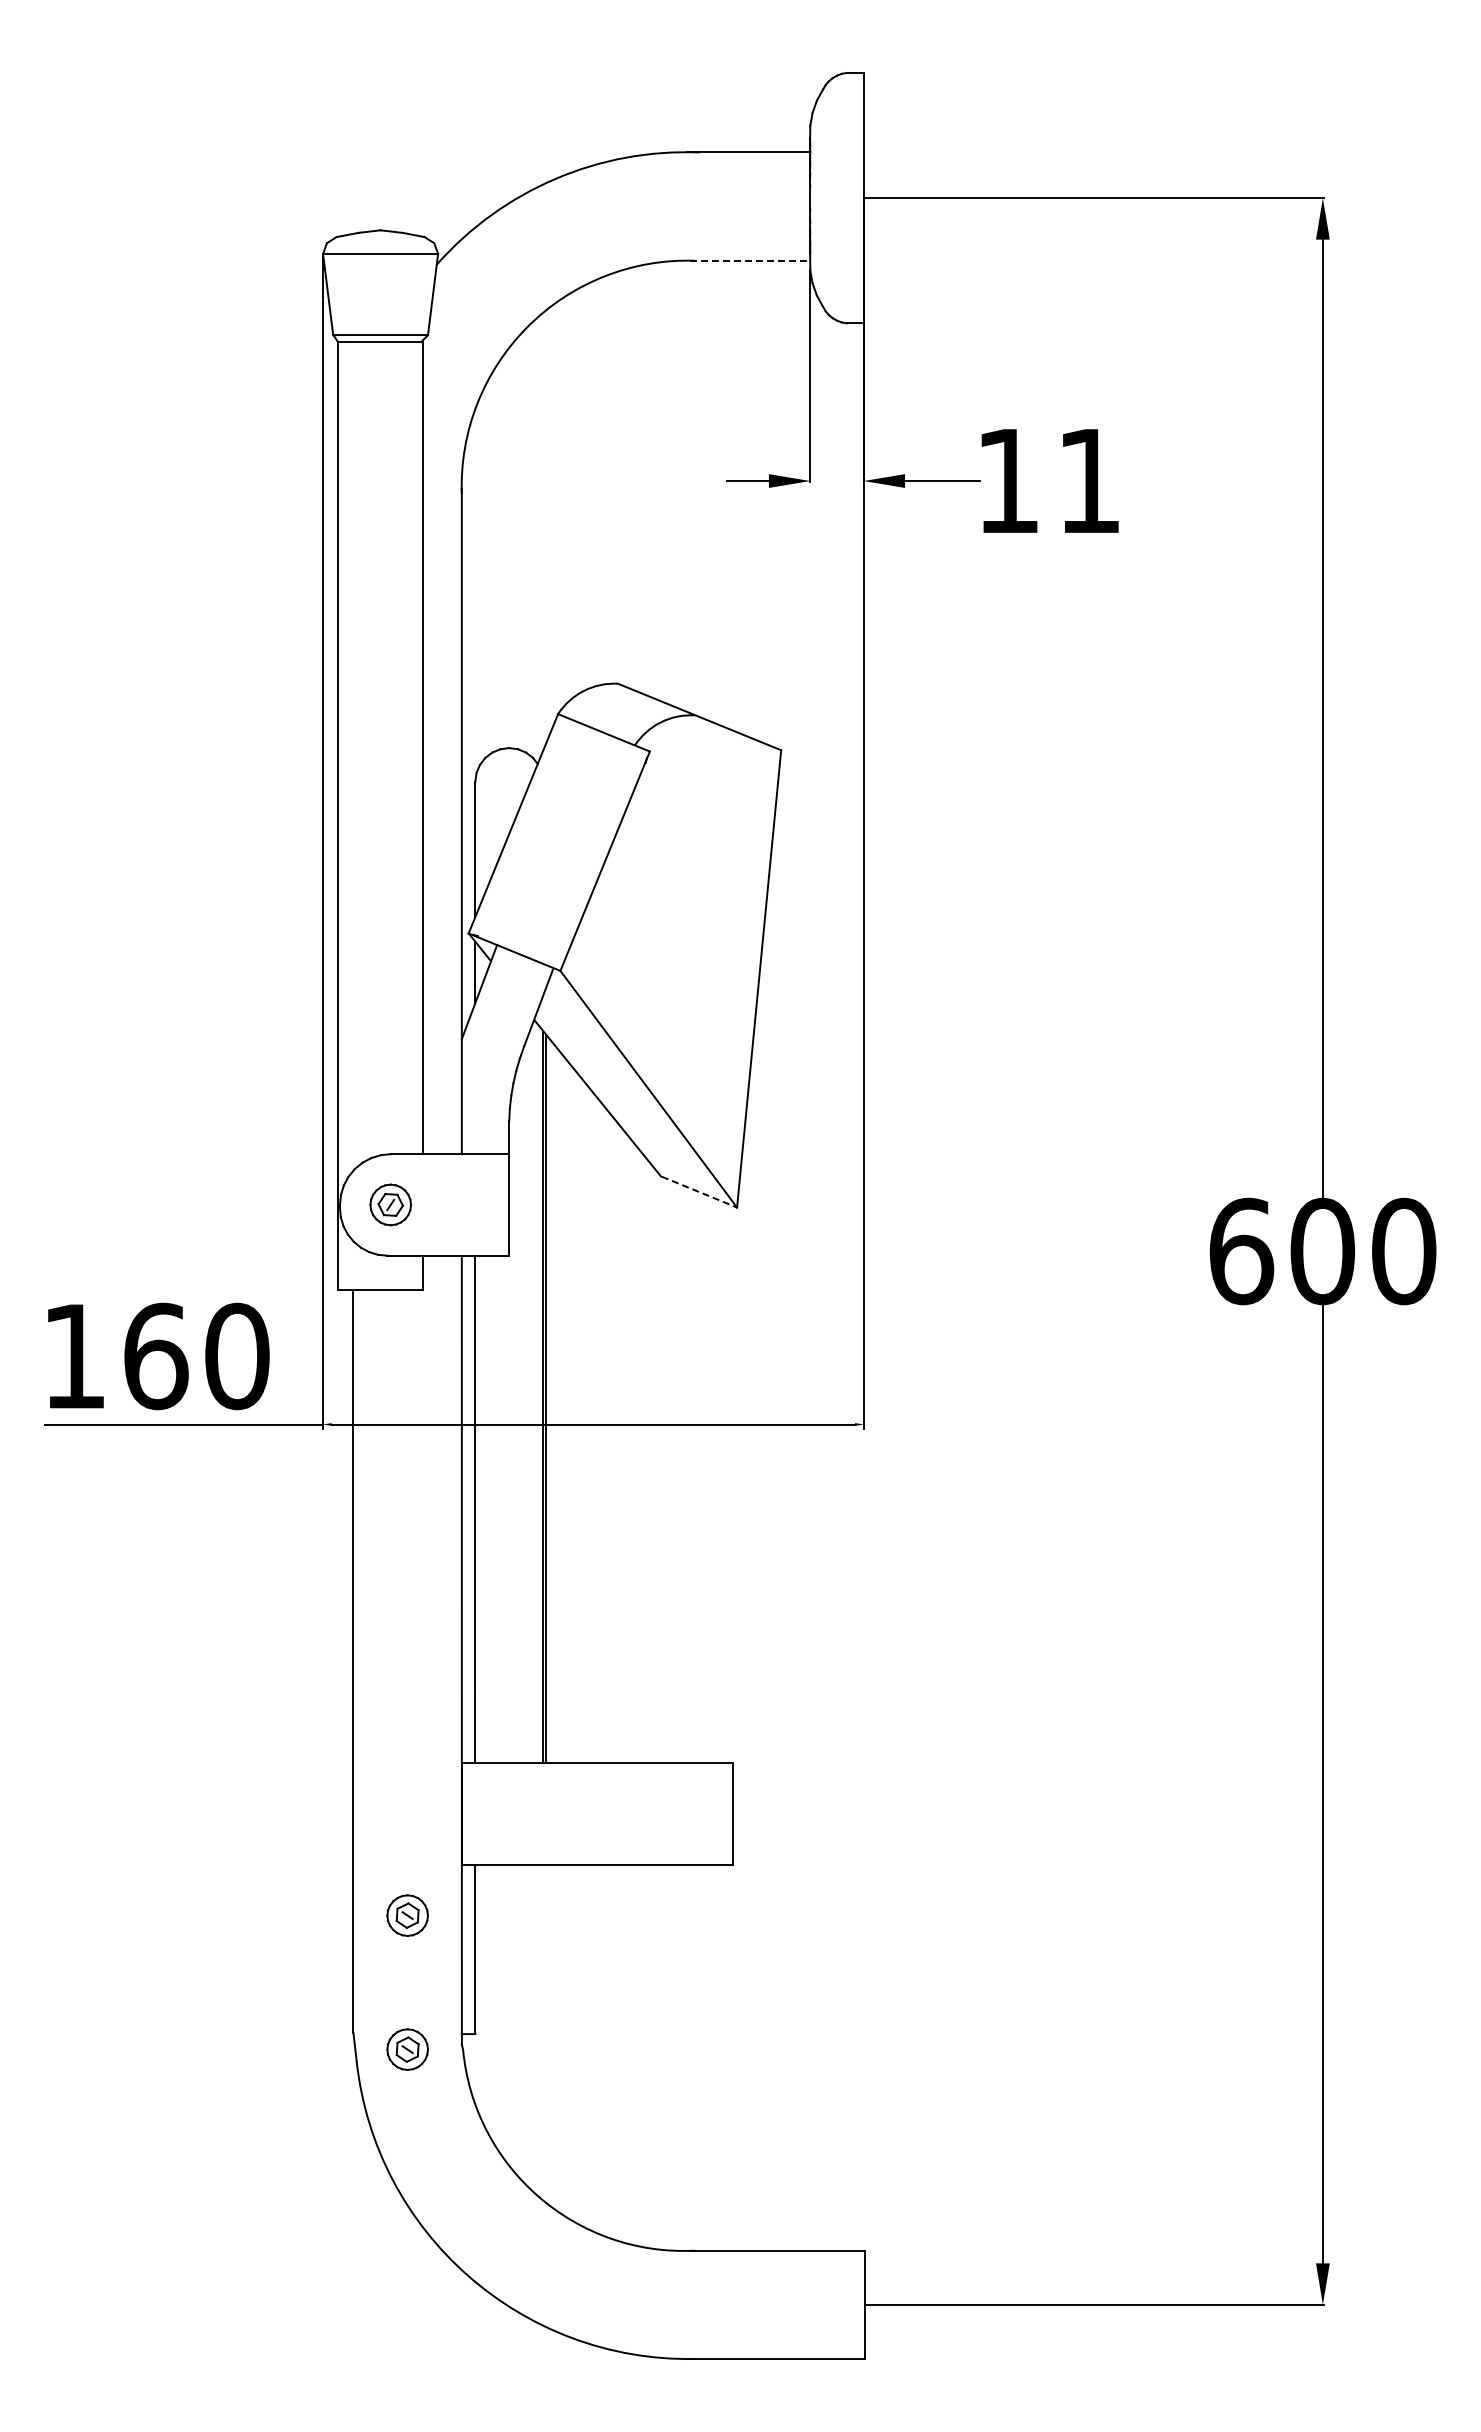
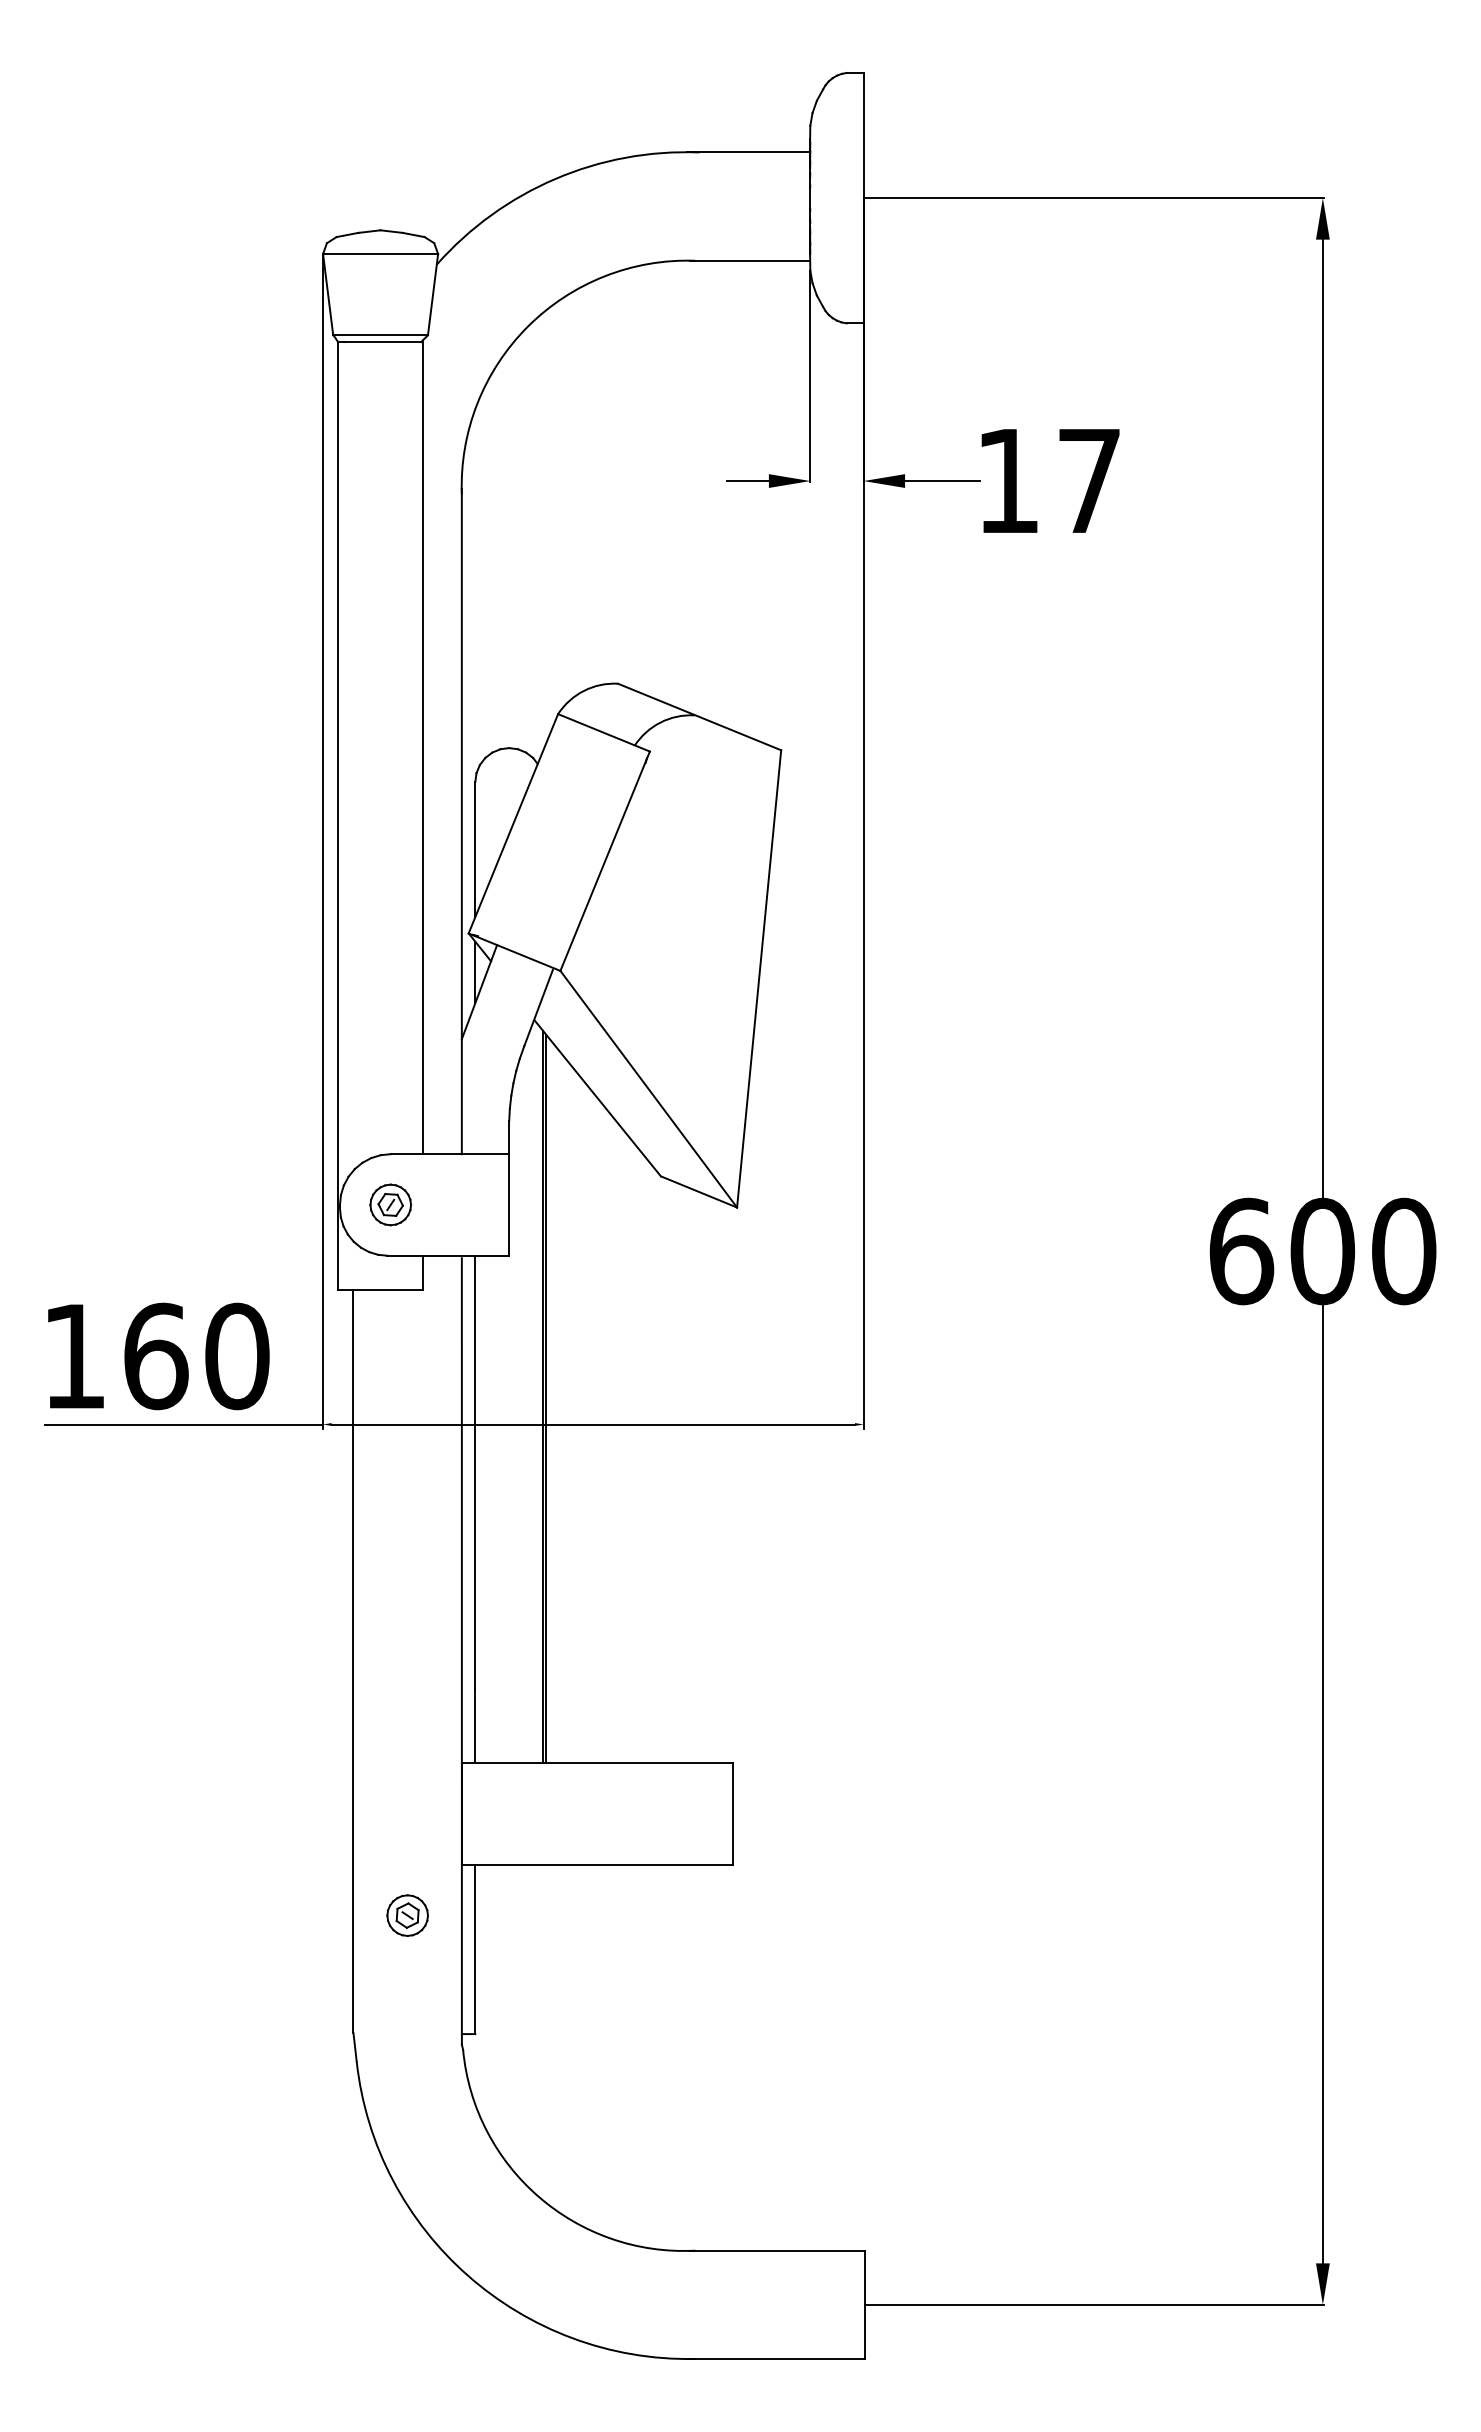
line: dashed -> solid (750, 260)
text: 11 -> 17 (1089, 480)
line: dashed -> solid (699, 1192)
part: present -> none (407, 2049)
